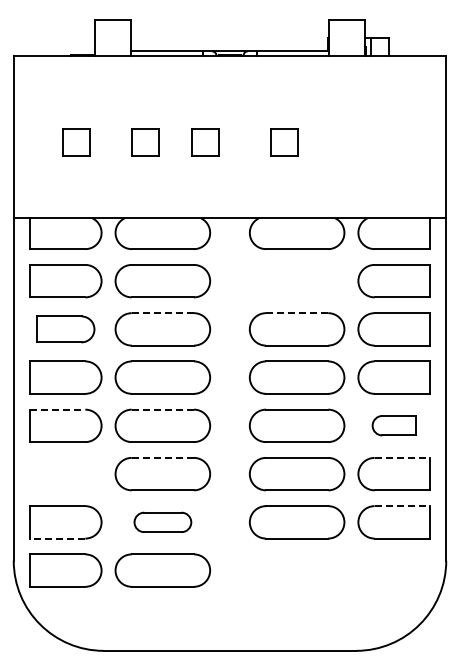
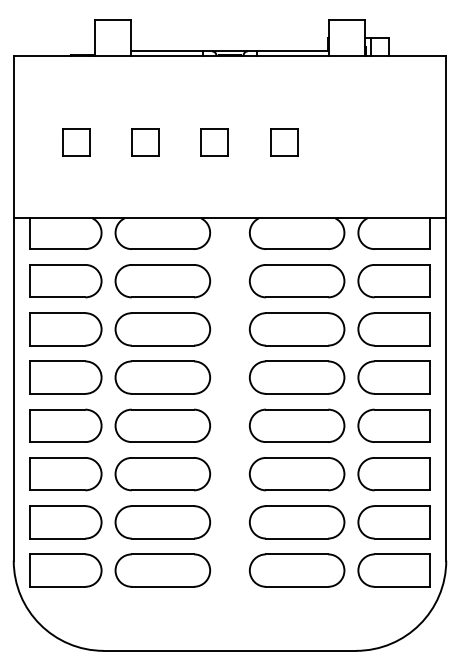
part position: (205, 142) -> (214, 142) (214, 142)
part: none -> present (297, 281)
line: dashed -> solid (163, 313)
line: dashed -> solid (297, 313)
part size: 60x29 px -> 74x35 px (65, 329)
line: dashed -> solid (57, 409)
line: dashed -> solid (163, 409)
part size: 46x22 px -> 74x35 px (393, 425)
line: dashed -> solid (163, 457)
line: dashed -> solid (402, 457)
part: none -> present (65, 474)
line: dashed -> solid (402, 506)
part size: 60x22 px -> 98x35 px (162, 522)
line: dashed -> solid (57, 538)
part: none -> present (296, 570)
part: none -> present (393, 570)
